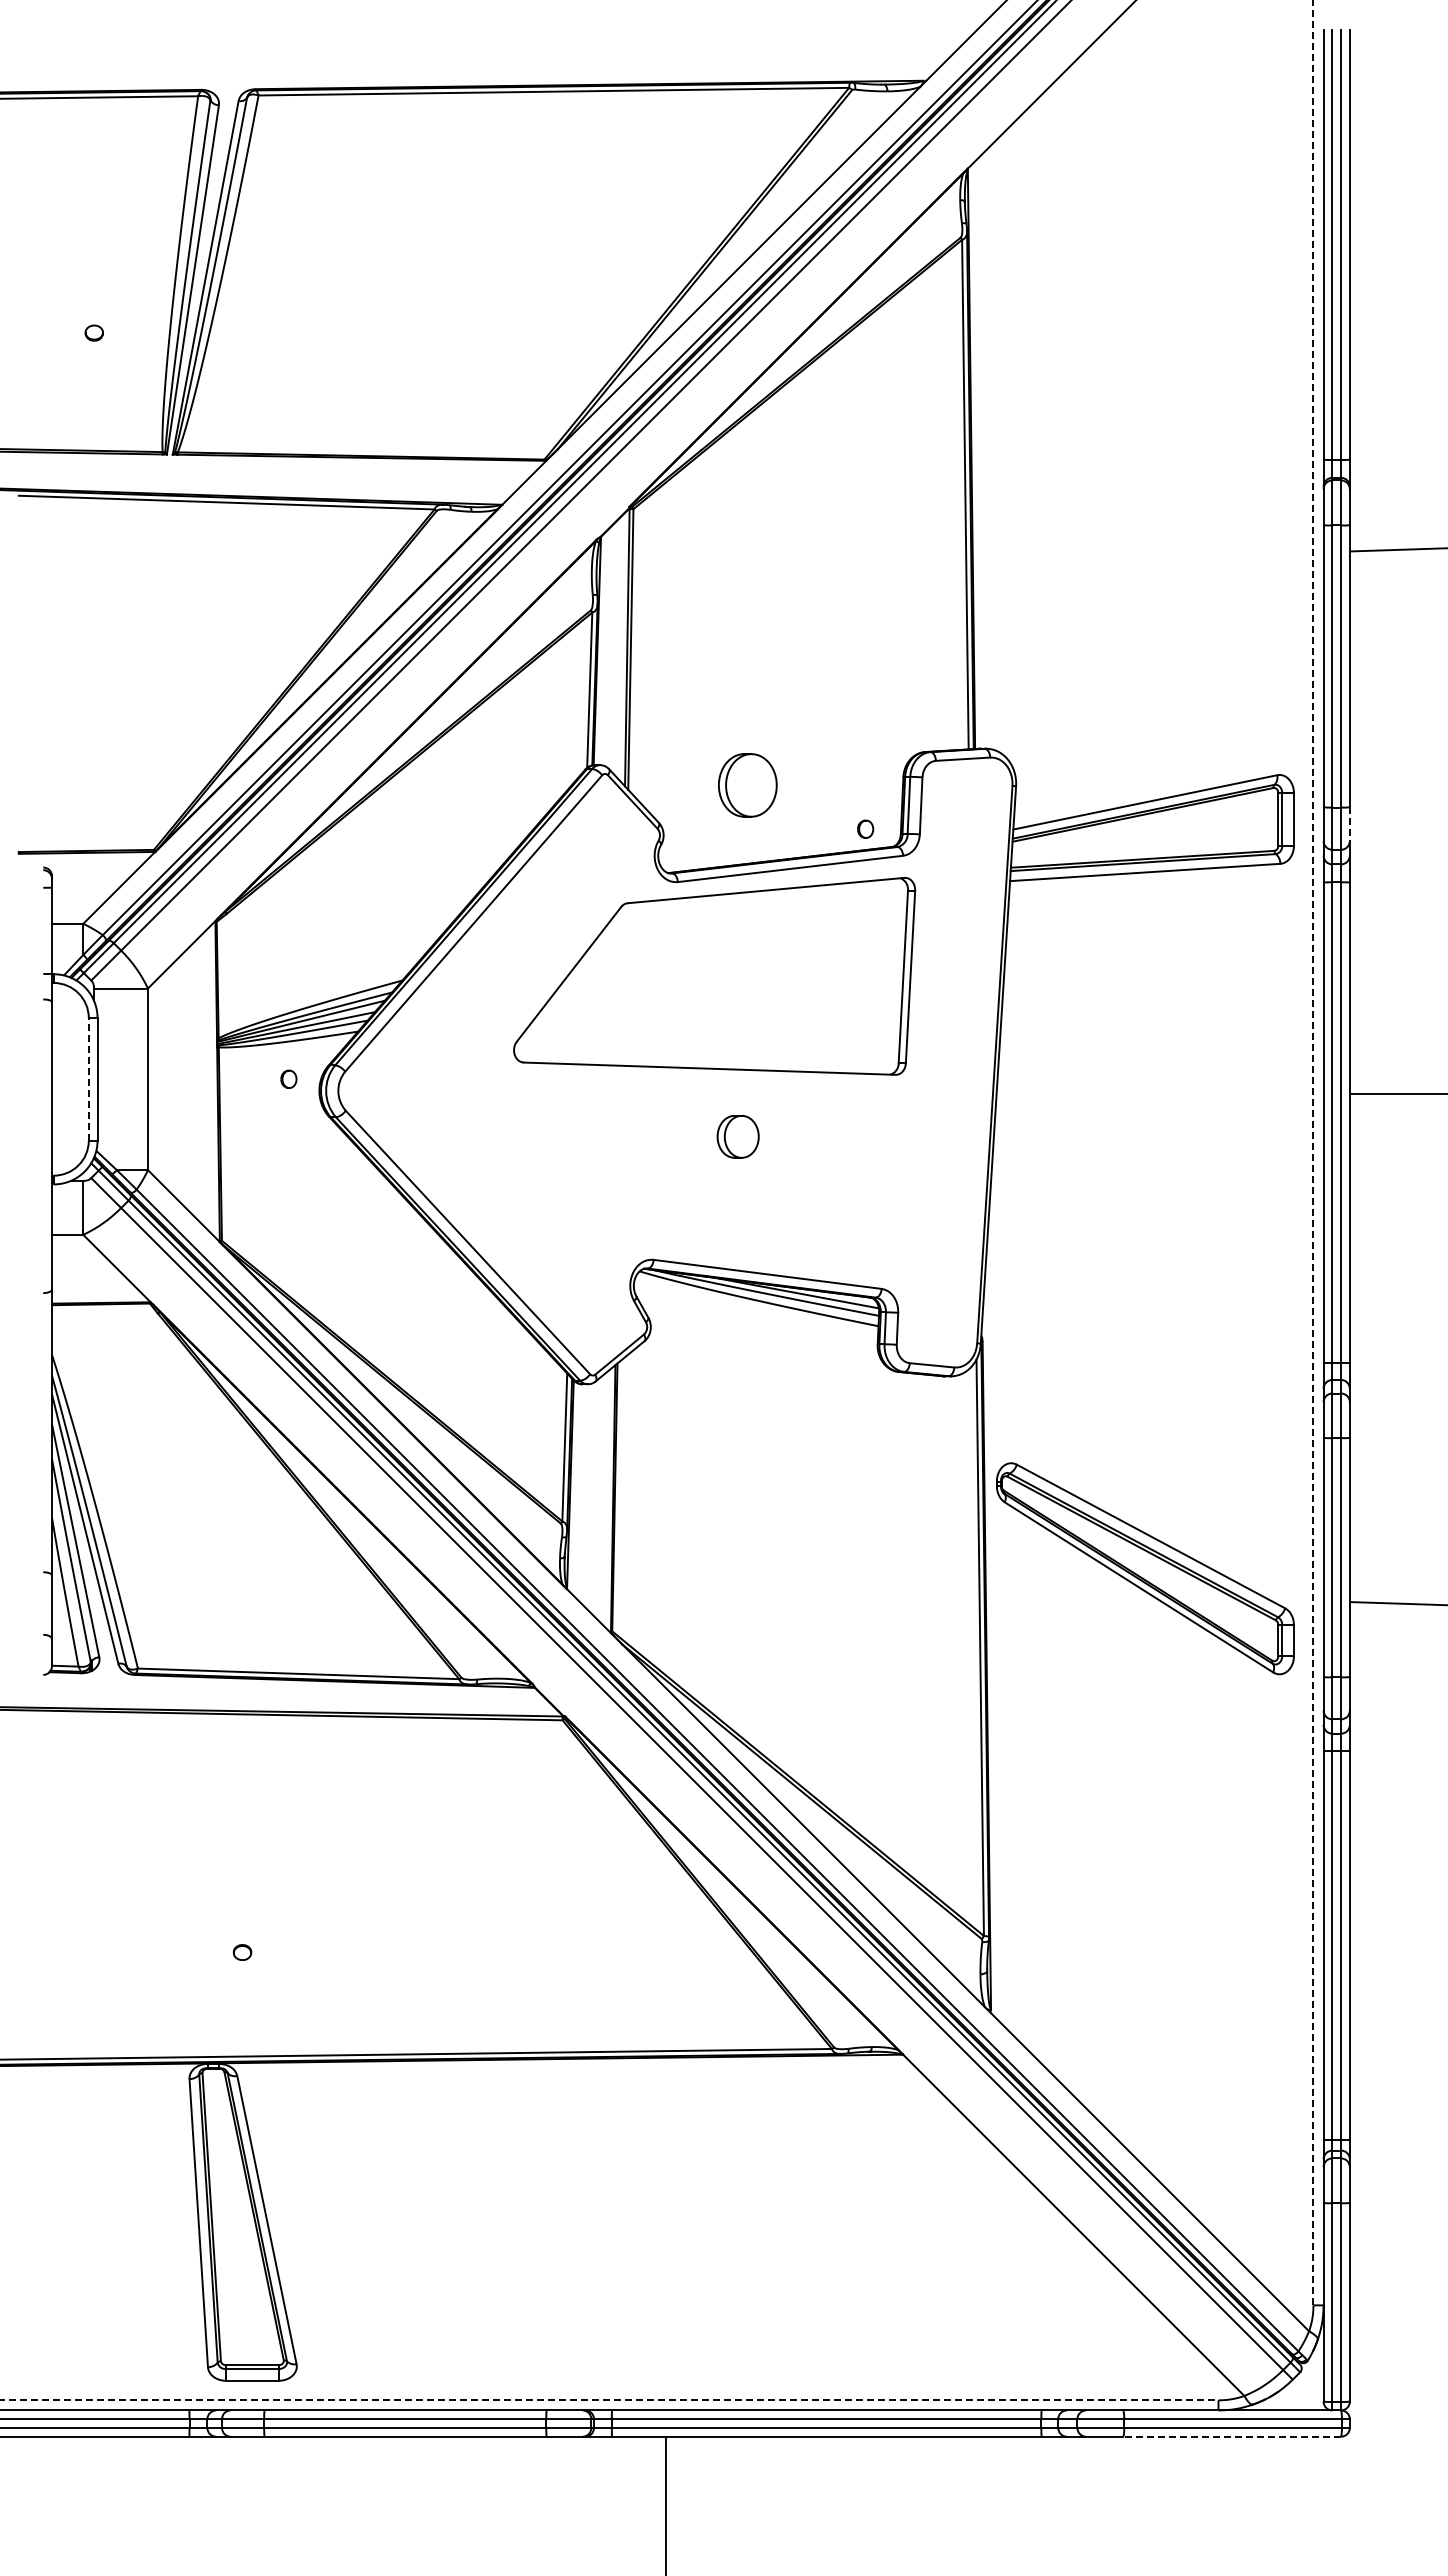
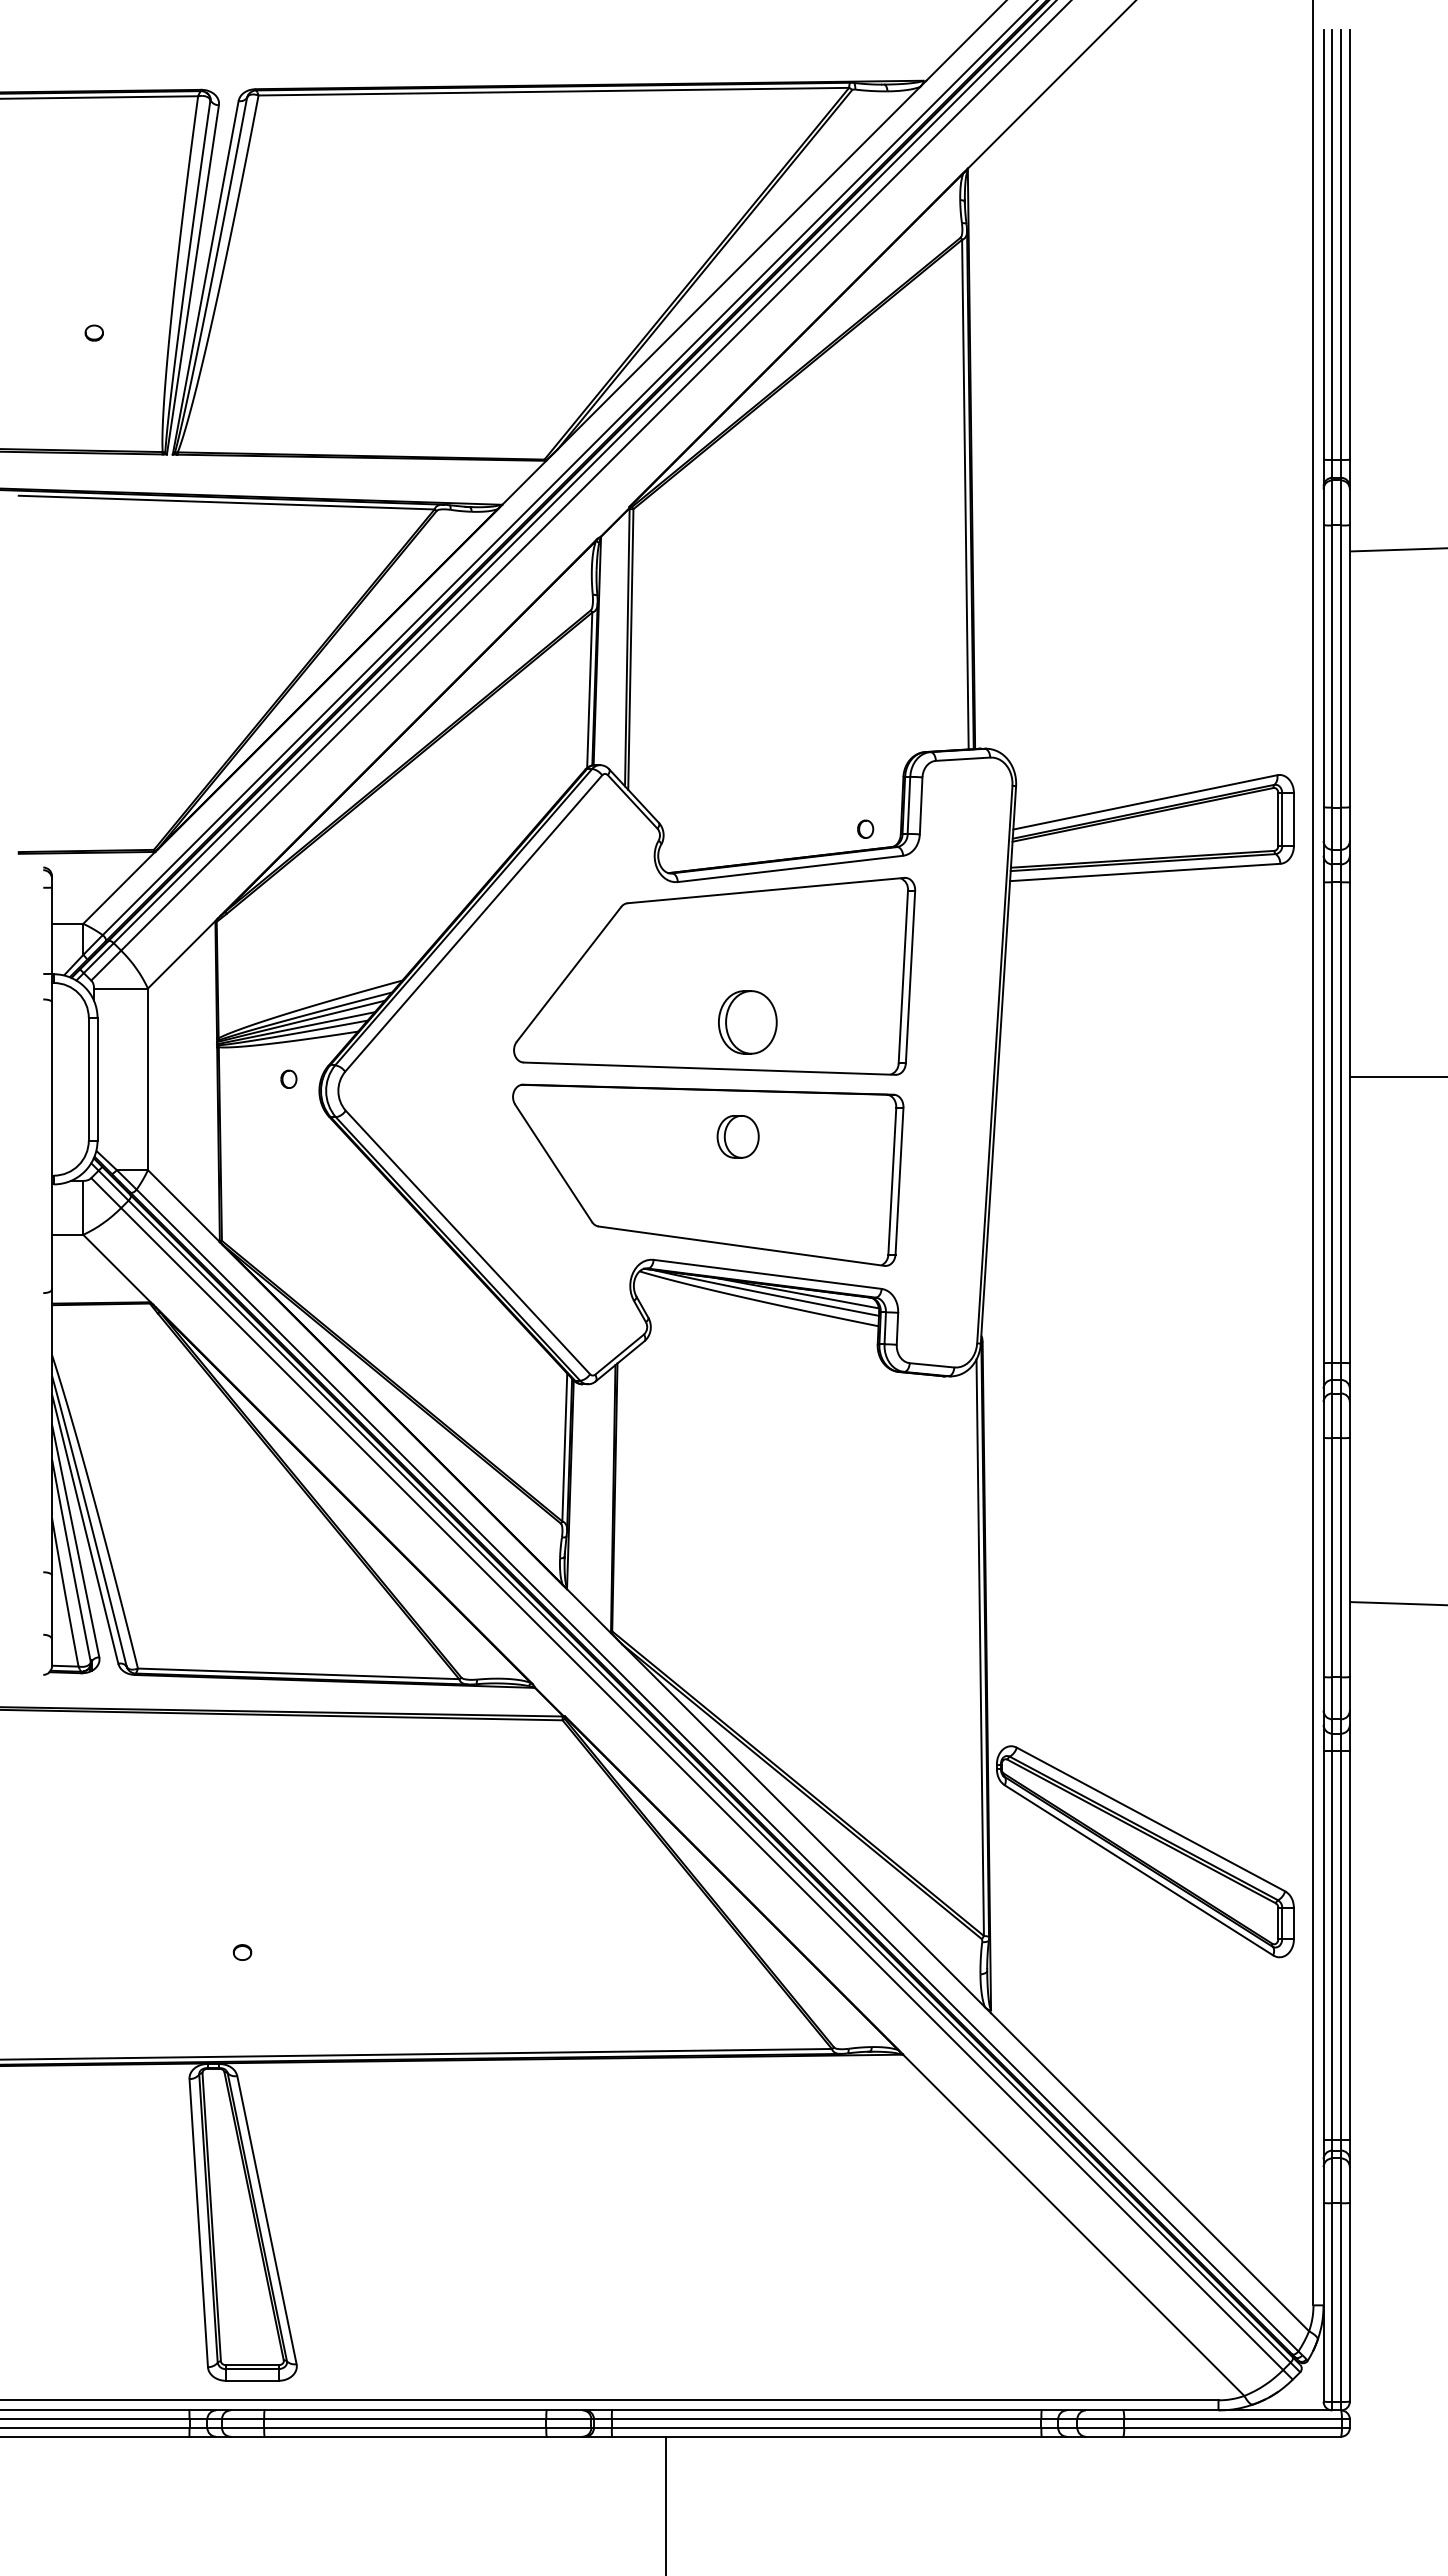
part position: (747, 785) -> (747, 1022) (747, 1022)
line: dashed -> solid (1349, 824)
line: dashed -> solid (88, 1078)
line position: (1396, 1093) -> (1396, 1076) (1396, 1076)
line: dashed -> solid (1313, 1152)
part: none -> present (708, 1174)
part position: (1145, 1568) -> (1145, 1851) (1145, 1851)
line: dashed -> solid (609, 2400)
line: dashed -> solid (1232, 2436)
